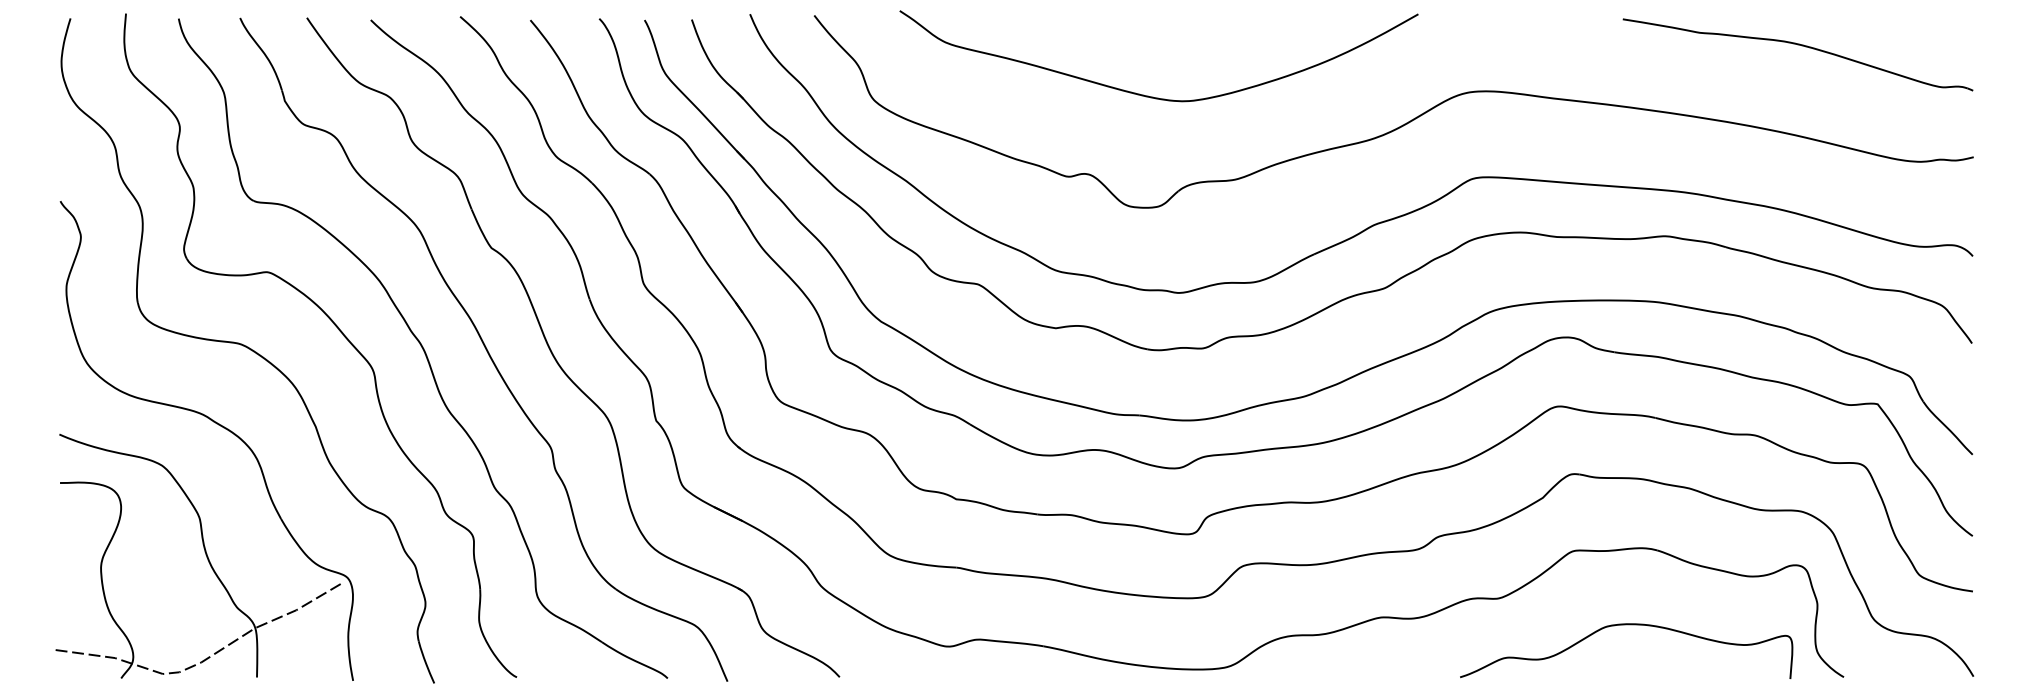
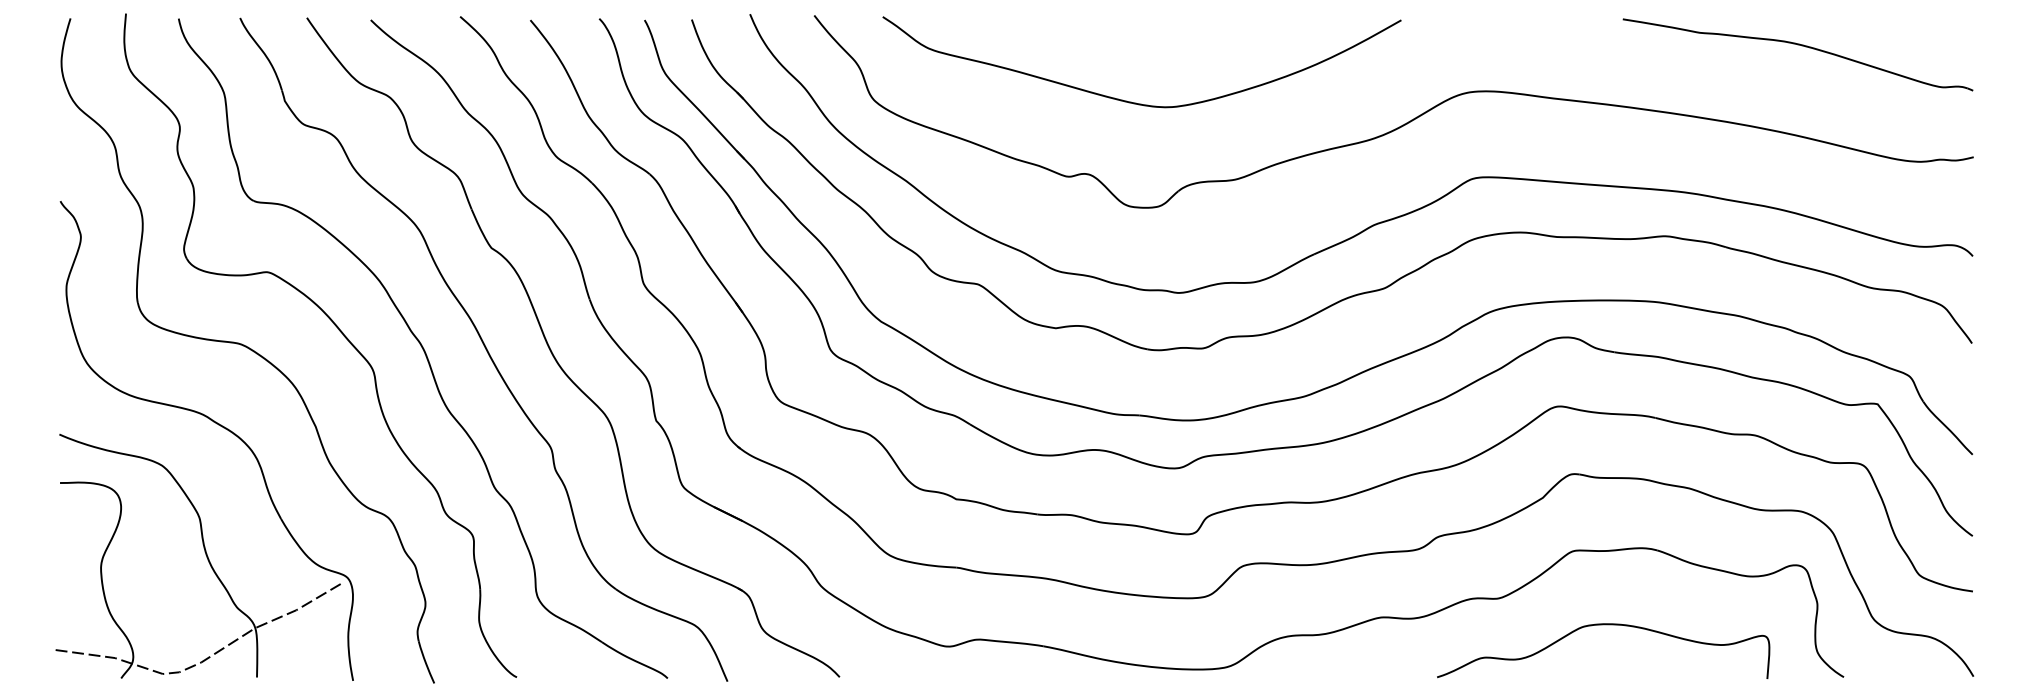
curve position: (1148, 95) -> (1131, 101) (1131, 101)
curve position: (1626, 625) -> (1603, 625) (1603, 625)
